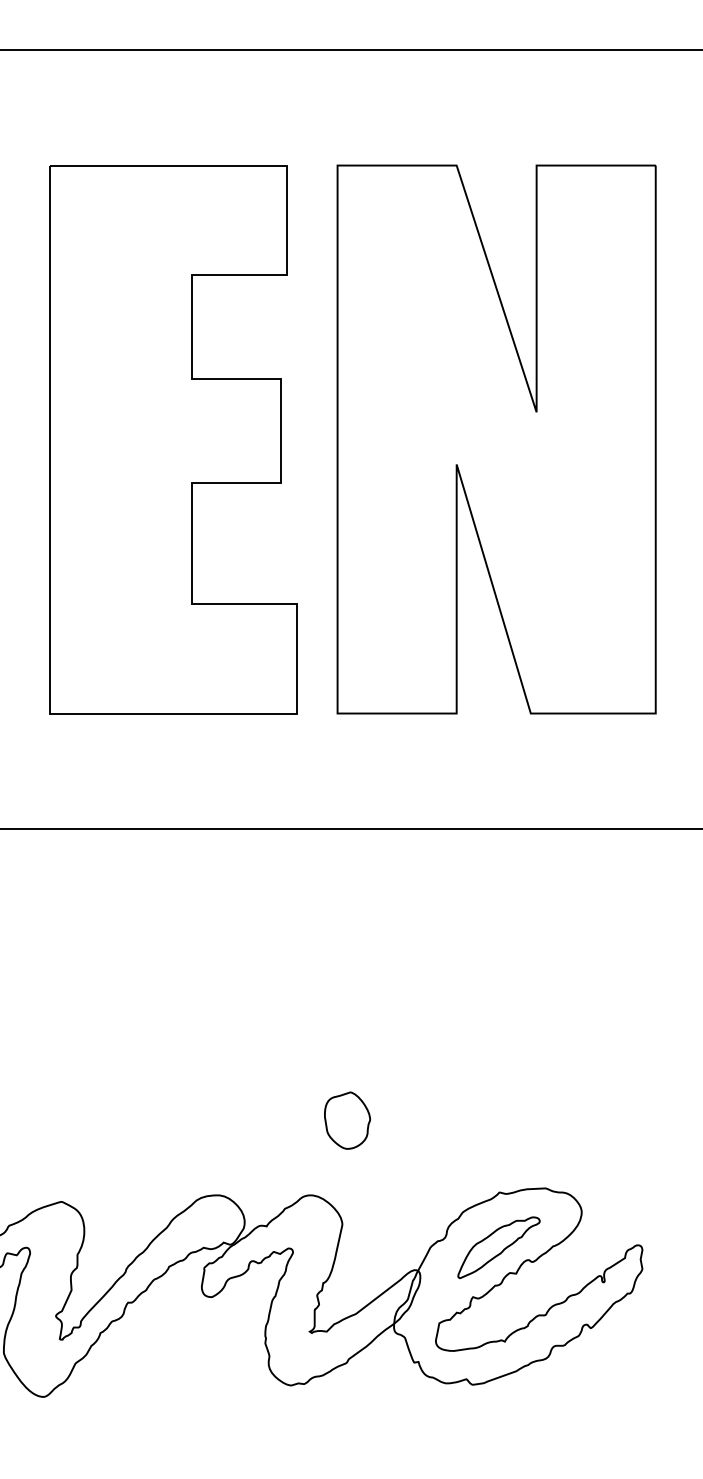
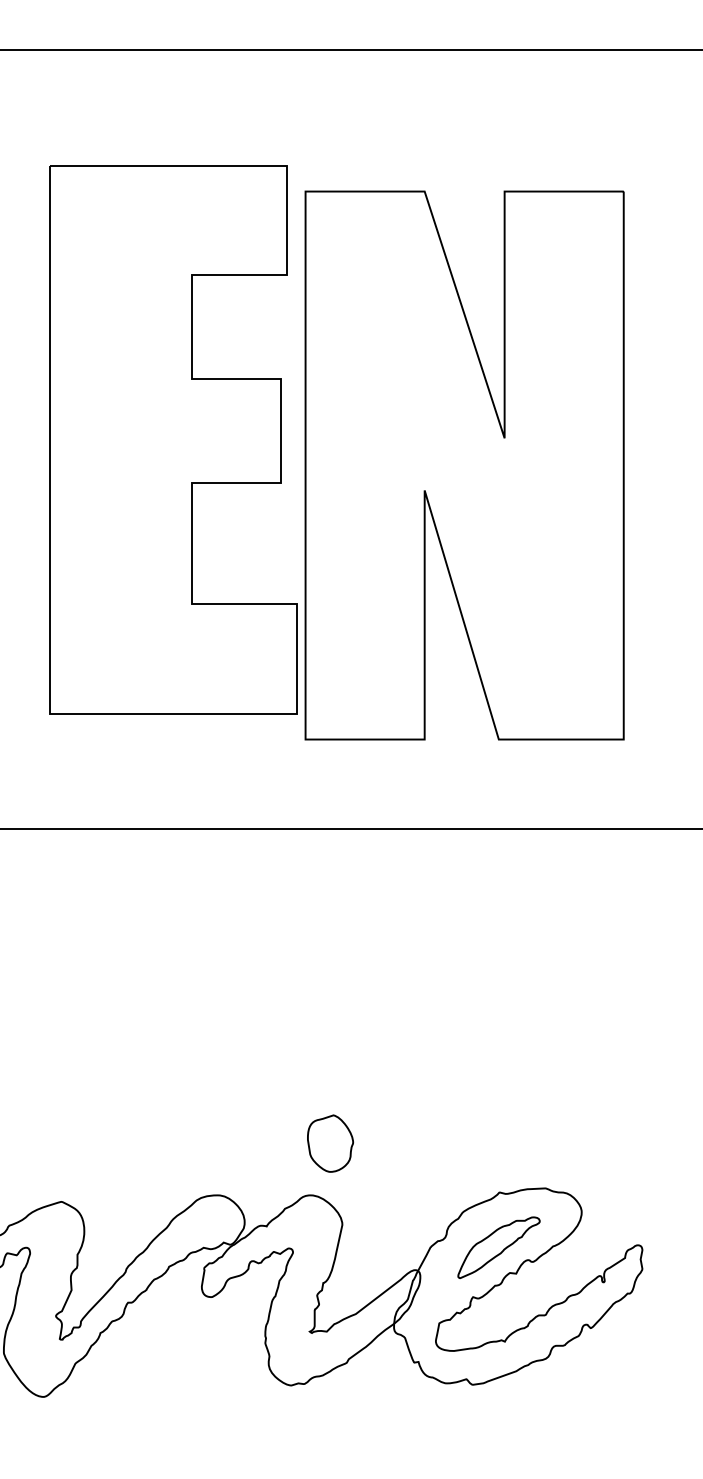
part position: (496, 439) -> (464, 465) (464, 465)
part position: (347, 1120) -> (330, 1143) (330, 1143)
